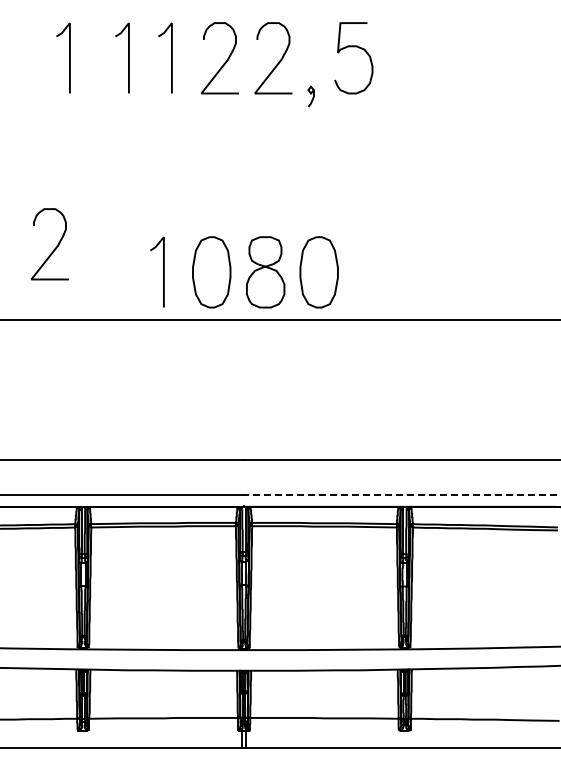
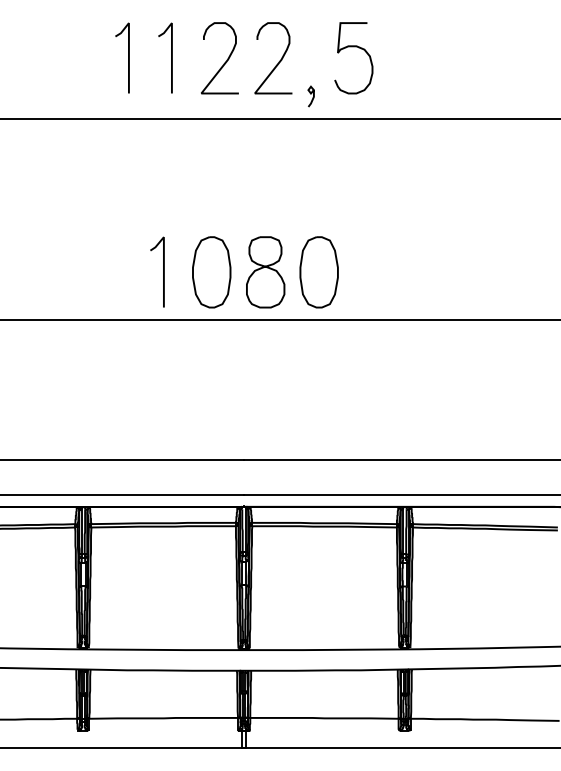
line: present -> none (69, 57)
line: none -> present (279, 119)
curve: present -> none (54, 248)
line: dashed -> solid (401, 494)
